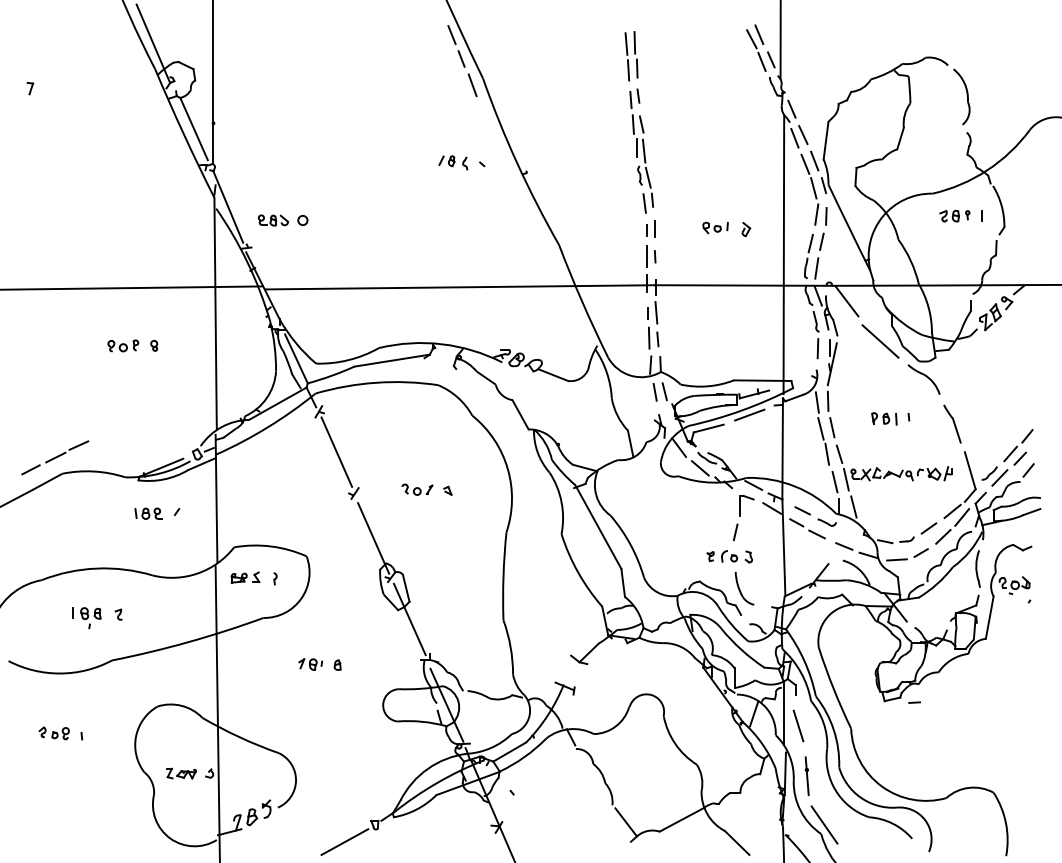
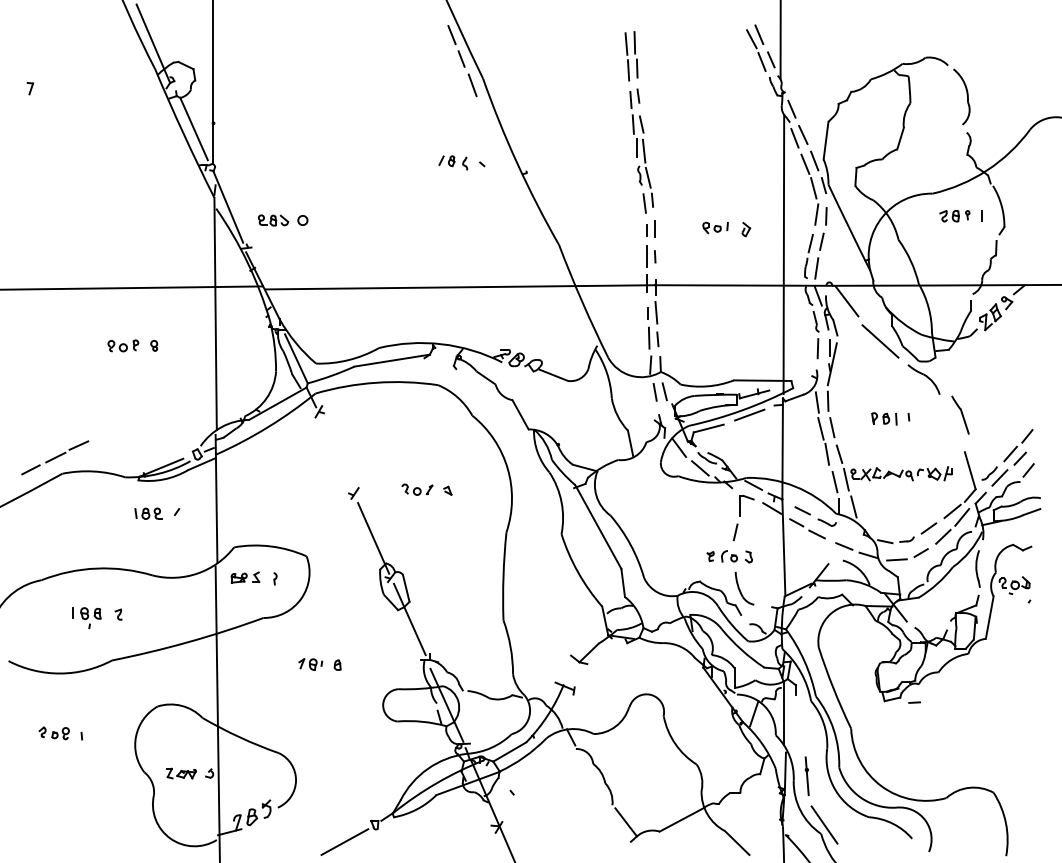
part position: (952, 423) -> (960, 414) (960, 414)
line: present -> none (336, 451)
line: present -> none (798, 725)
